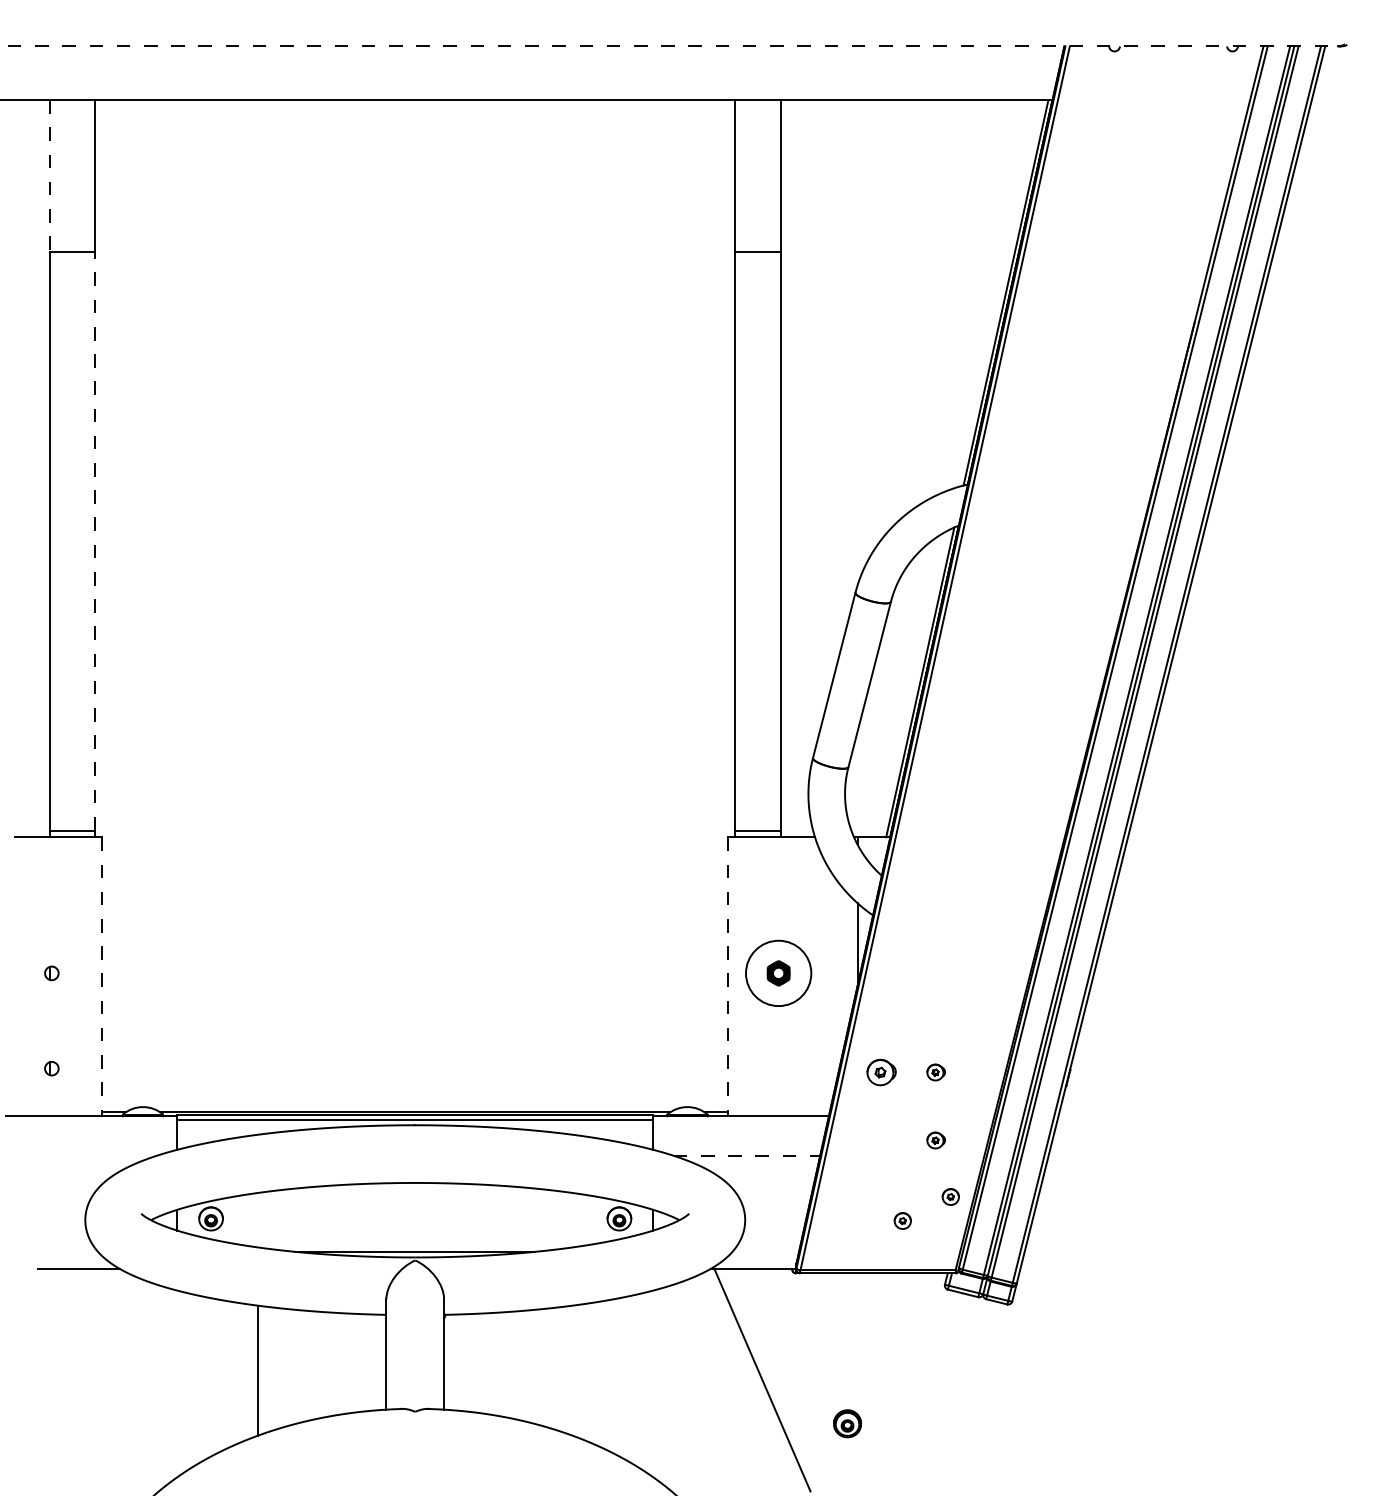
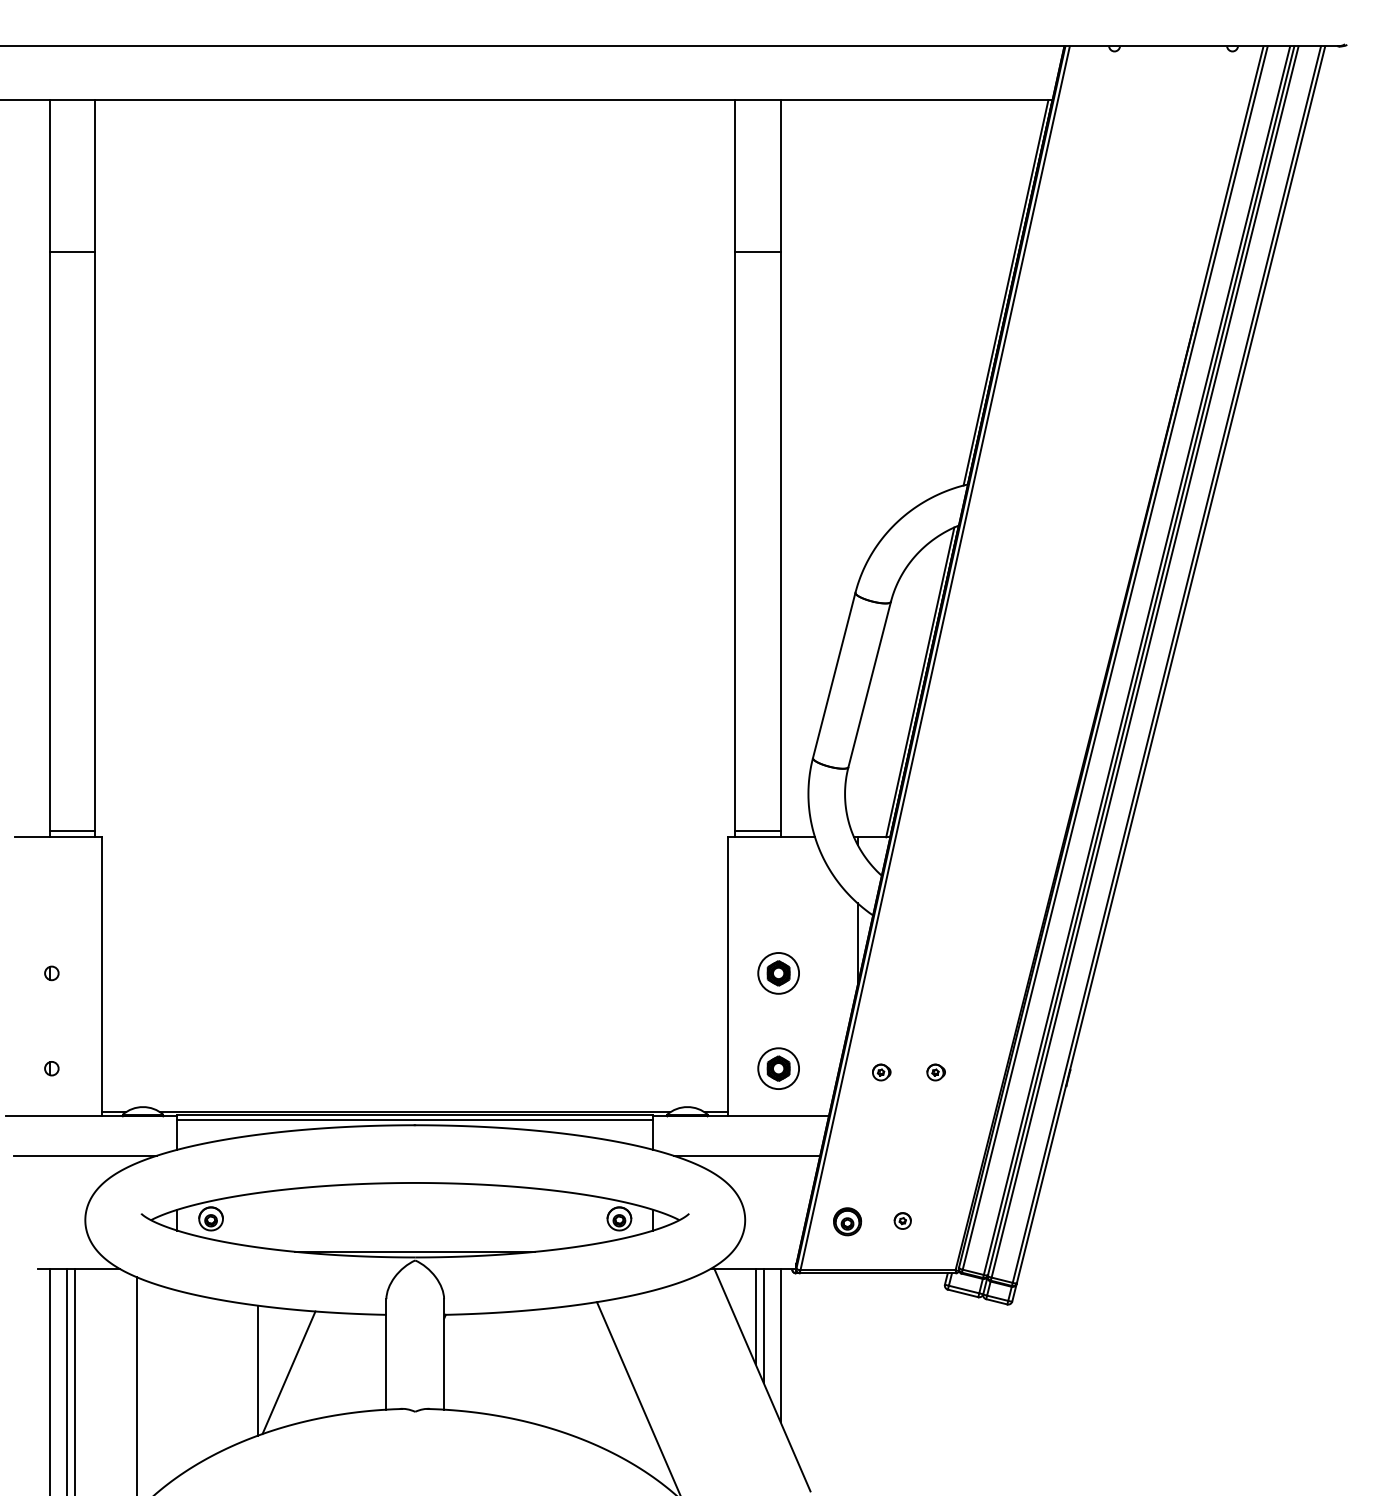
line: dashed -> solid (669, 46)
line: dashed -> solid (49, 176)
line: dashed -> solid (95, 540)
circle diameter: 65 px -> 41 px (778, 973)
line: dashed -> solid (102, 976)
line: dashed -> solid (728, 976)
part: none -> present (778, 1068)
part size: 31x29 px -> 20x19 px (881, 1072)
part: present -> none (935, 1140)
line: none -> present (85, 1155)
line: dashed -> solid (747, 1155)
part: present -> none (950, 1196)
line: none -> present (755, 1316)
line: none -> present (763, 1325)
line: none -> present (780, 1345)
line: none -> present (288, 1372)
line: none -> present (49, 1380)
line: none -> present (66, 1380)
line: none -> present (75, 1380)
line: none -> present (136, 1384)
line: none -> present (637, 1397)
part position: (847, 1423) -> (847, 1221) (847, 1221)
